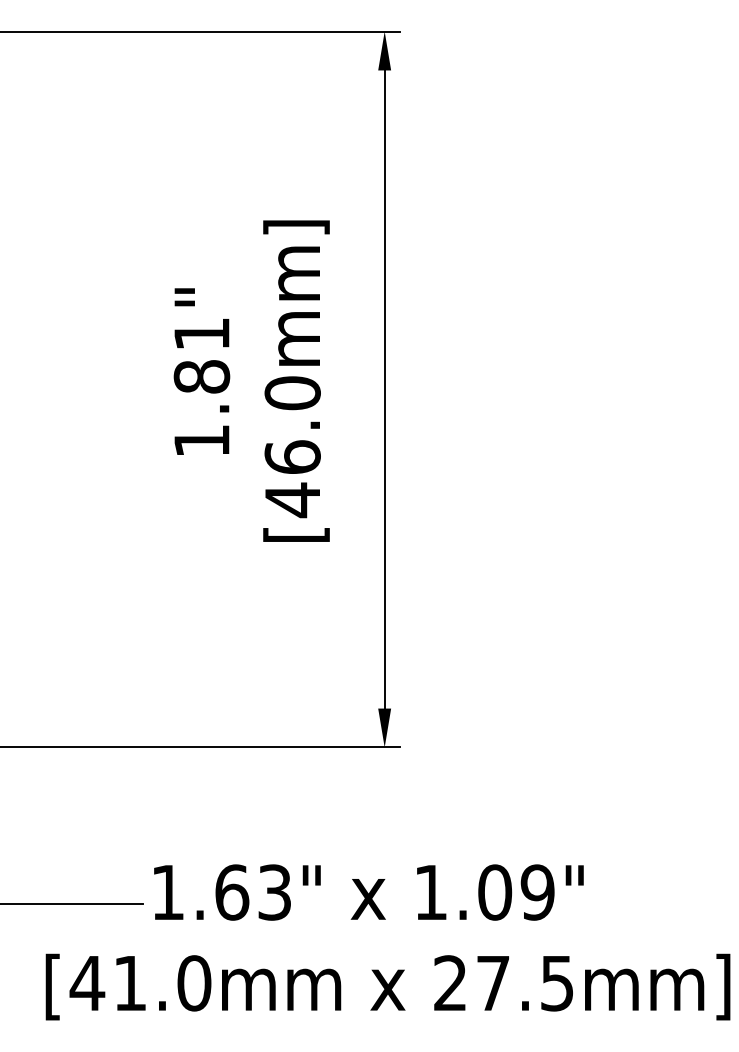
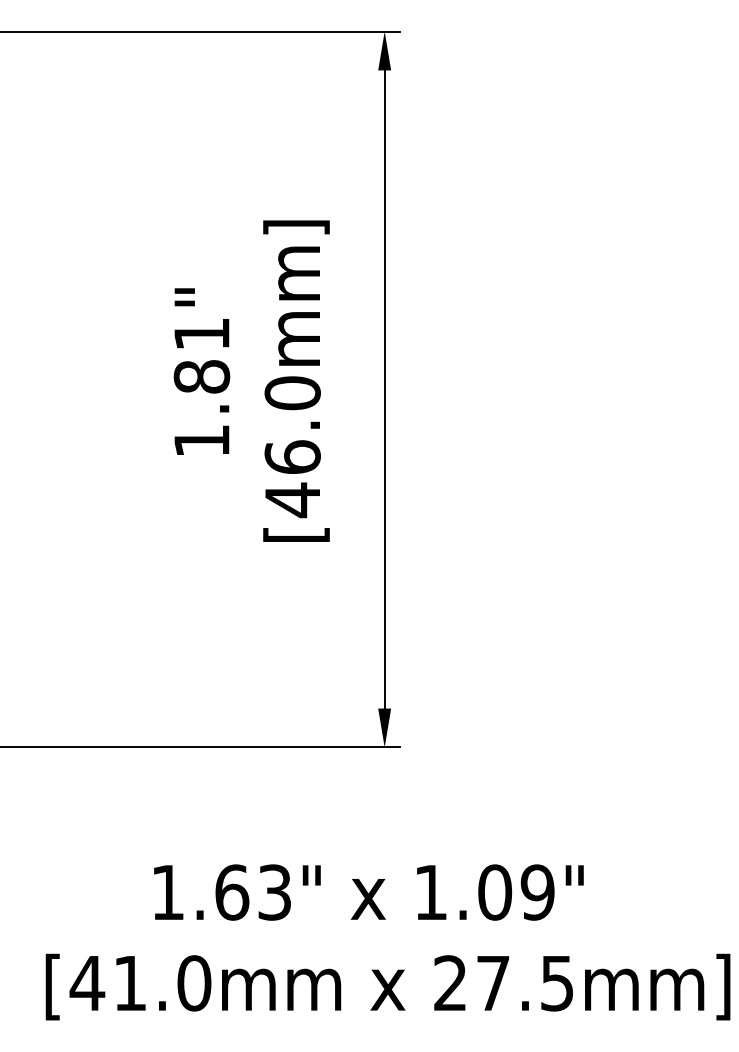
line: present -> none (72, 903)
